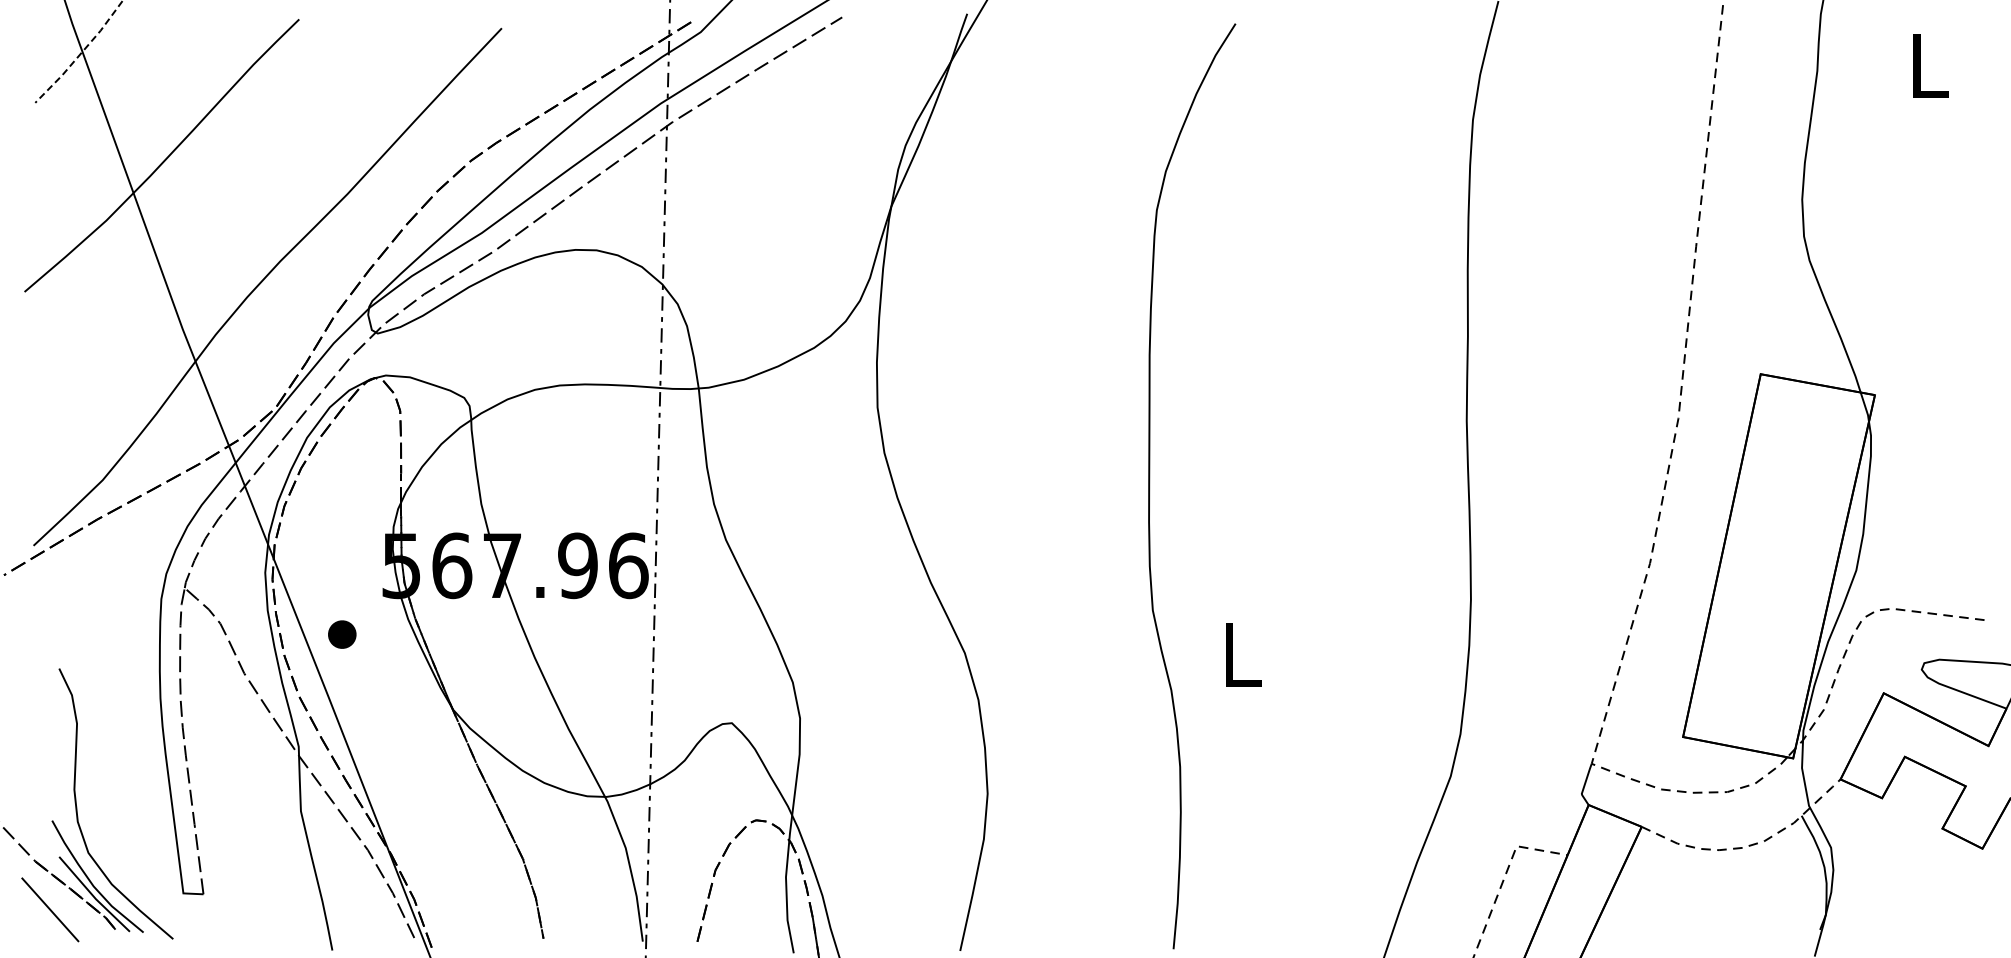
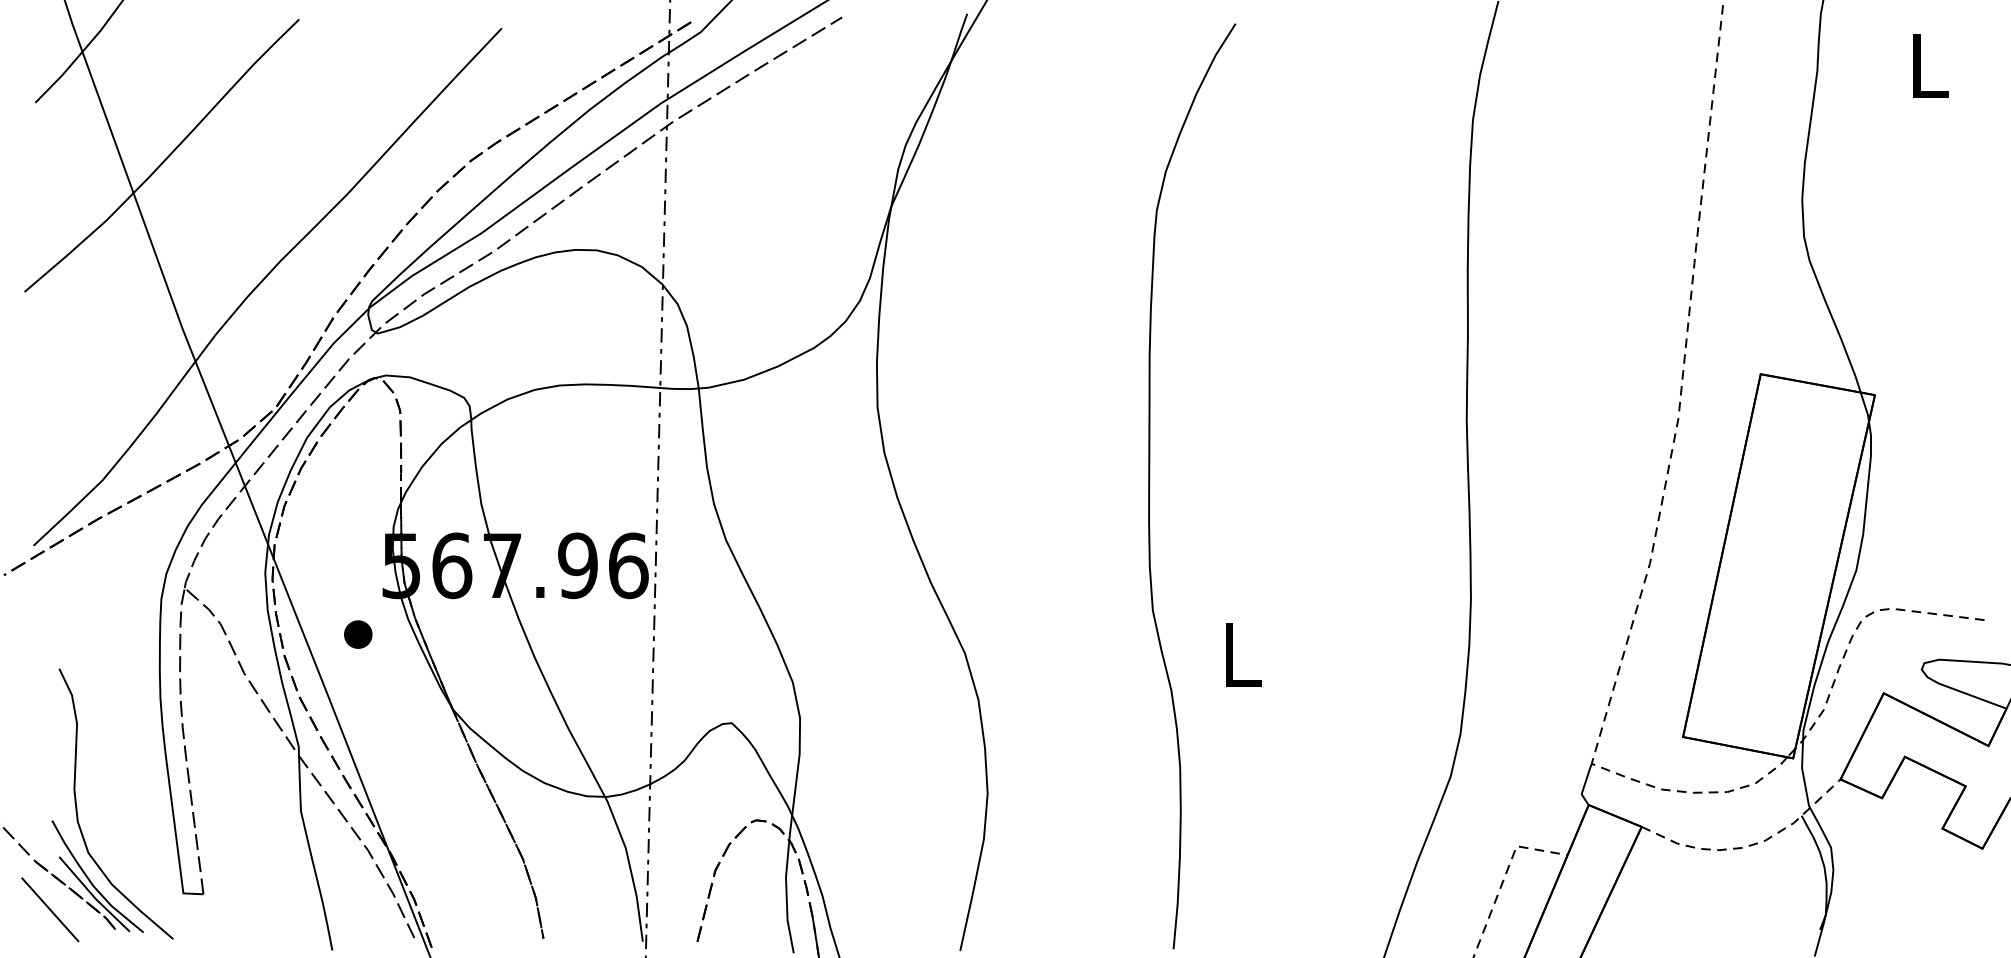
line: dashed -> solid (81, 53)
part position: (342, 634) -> (358, 634) (358, 634)
